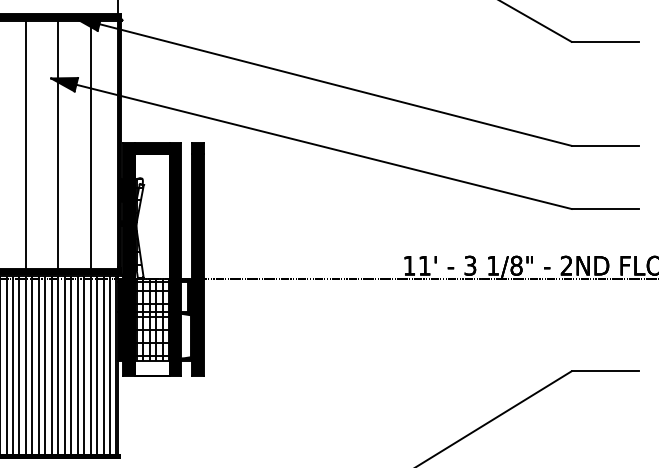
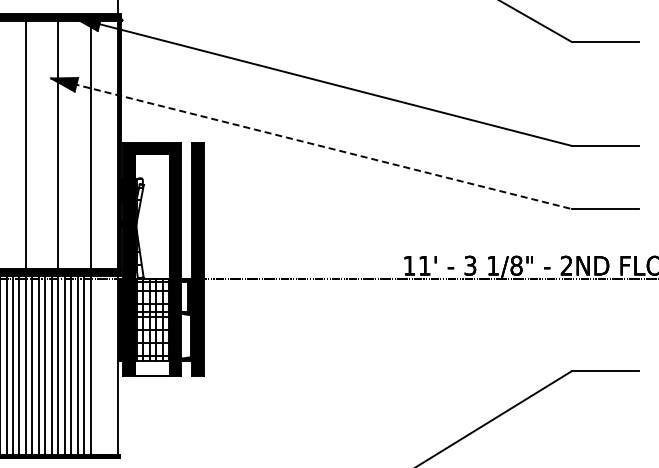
line: solid -> dashed (311, 143)
hatch: present -> none (106, 364)
